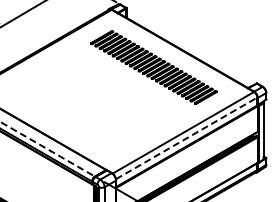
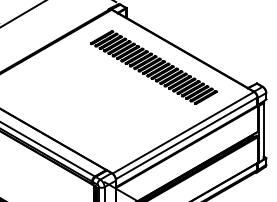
line: dashed -> solid (186, 138)
line: dashed -> solid (47, 149)
